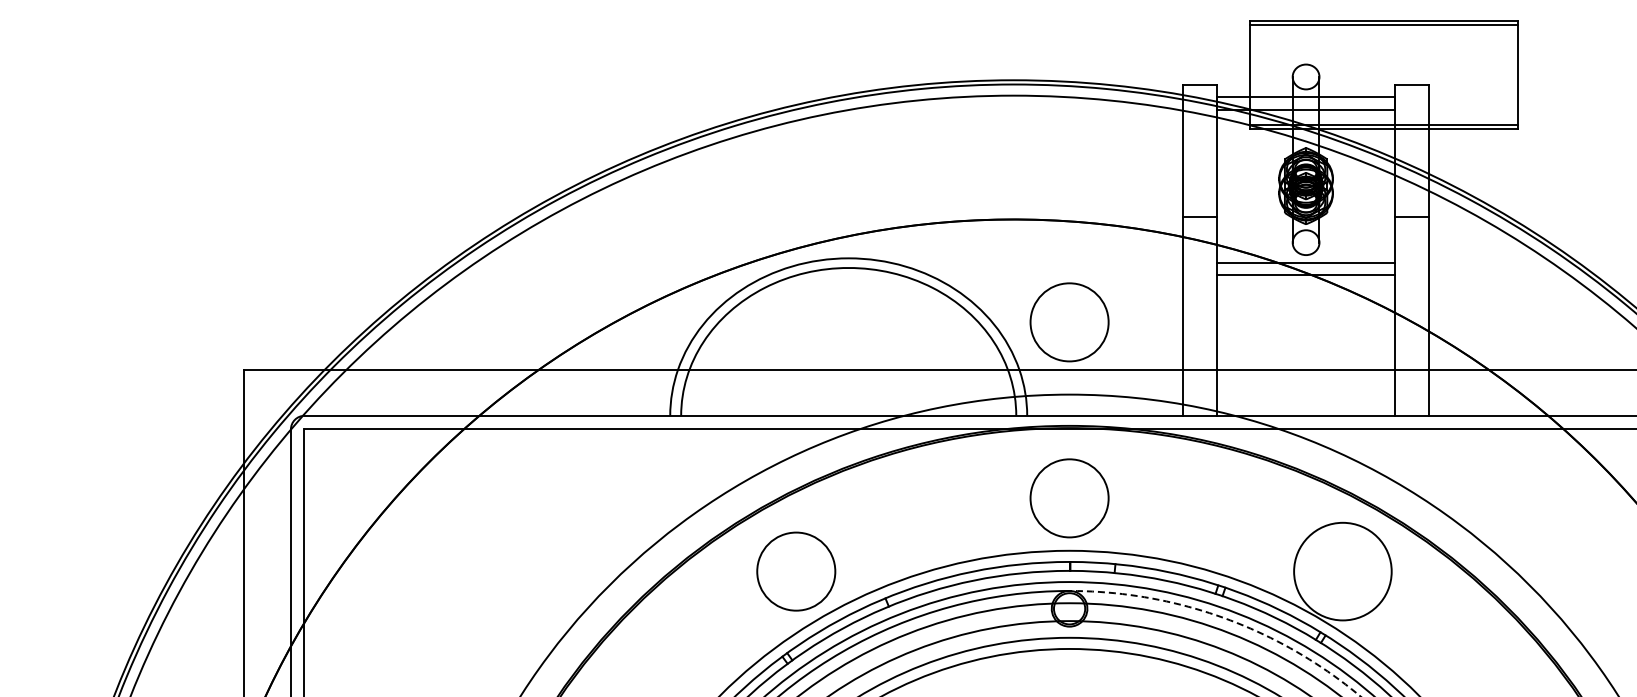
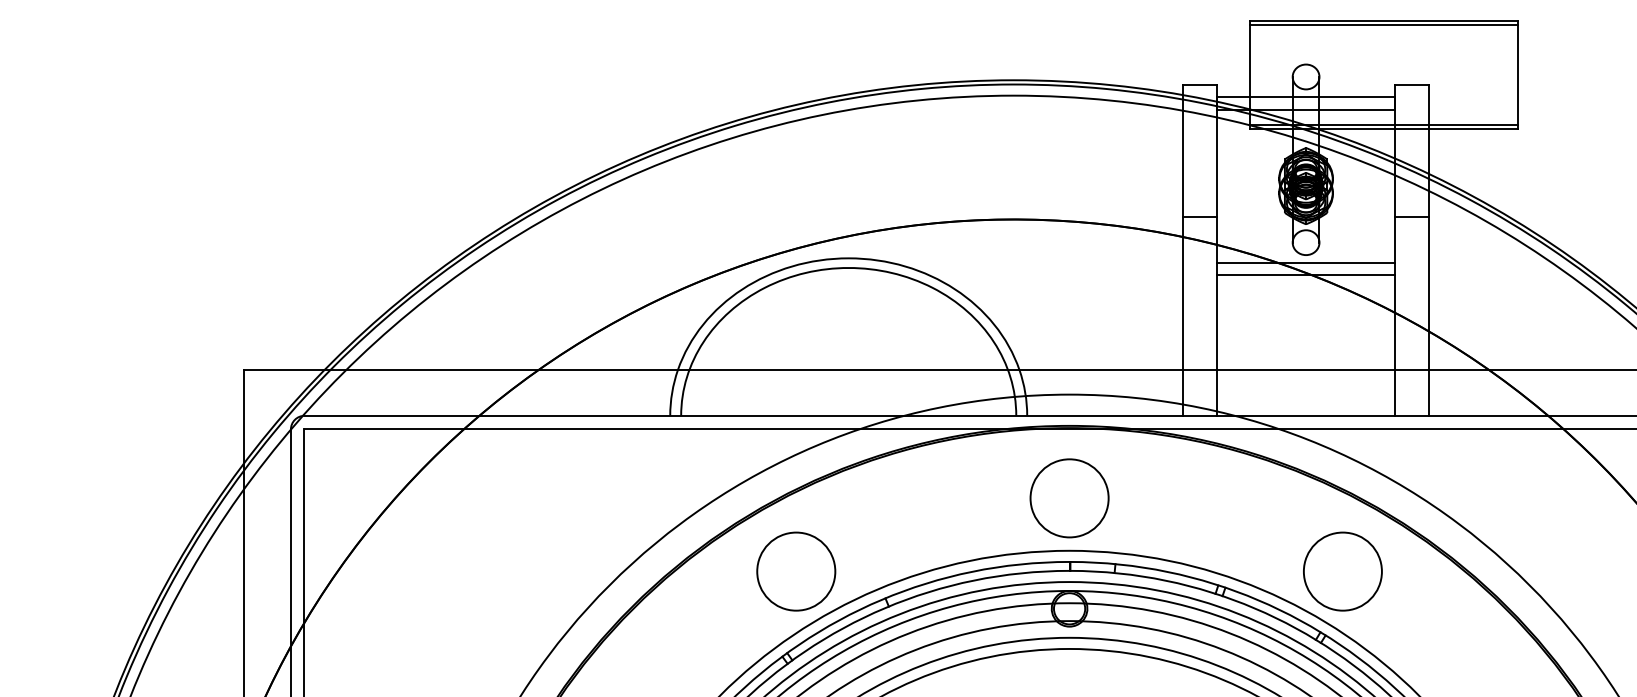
circle: present -> none (1069, 322)
circle diameter: 98 px -> 78 px (1342, 571)
arc: dashed -> solid (1224, 618)
